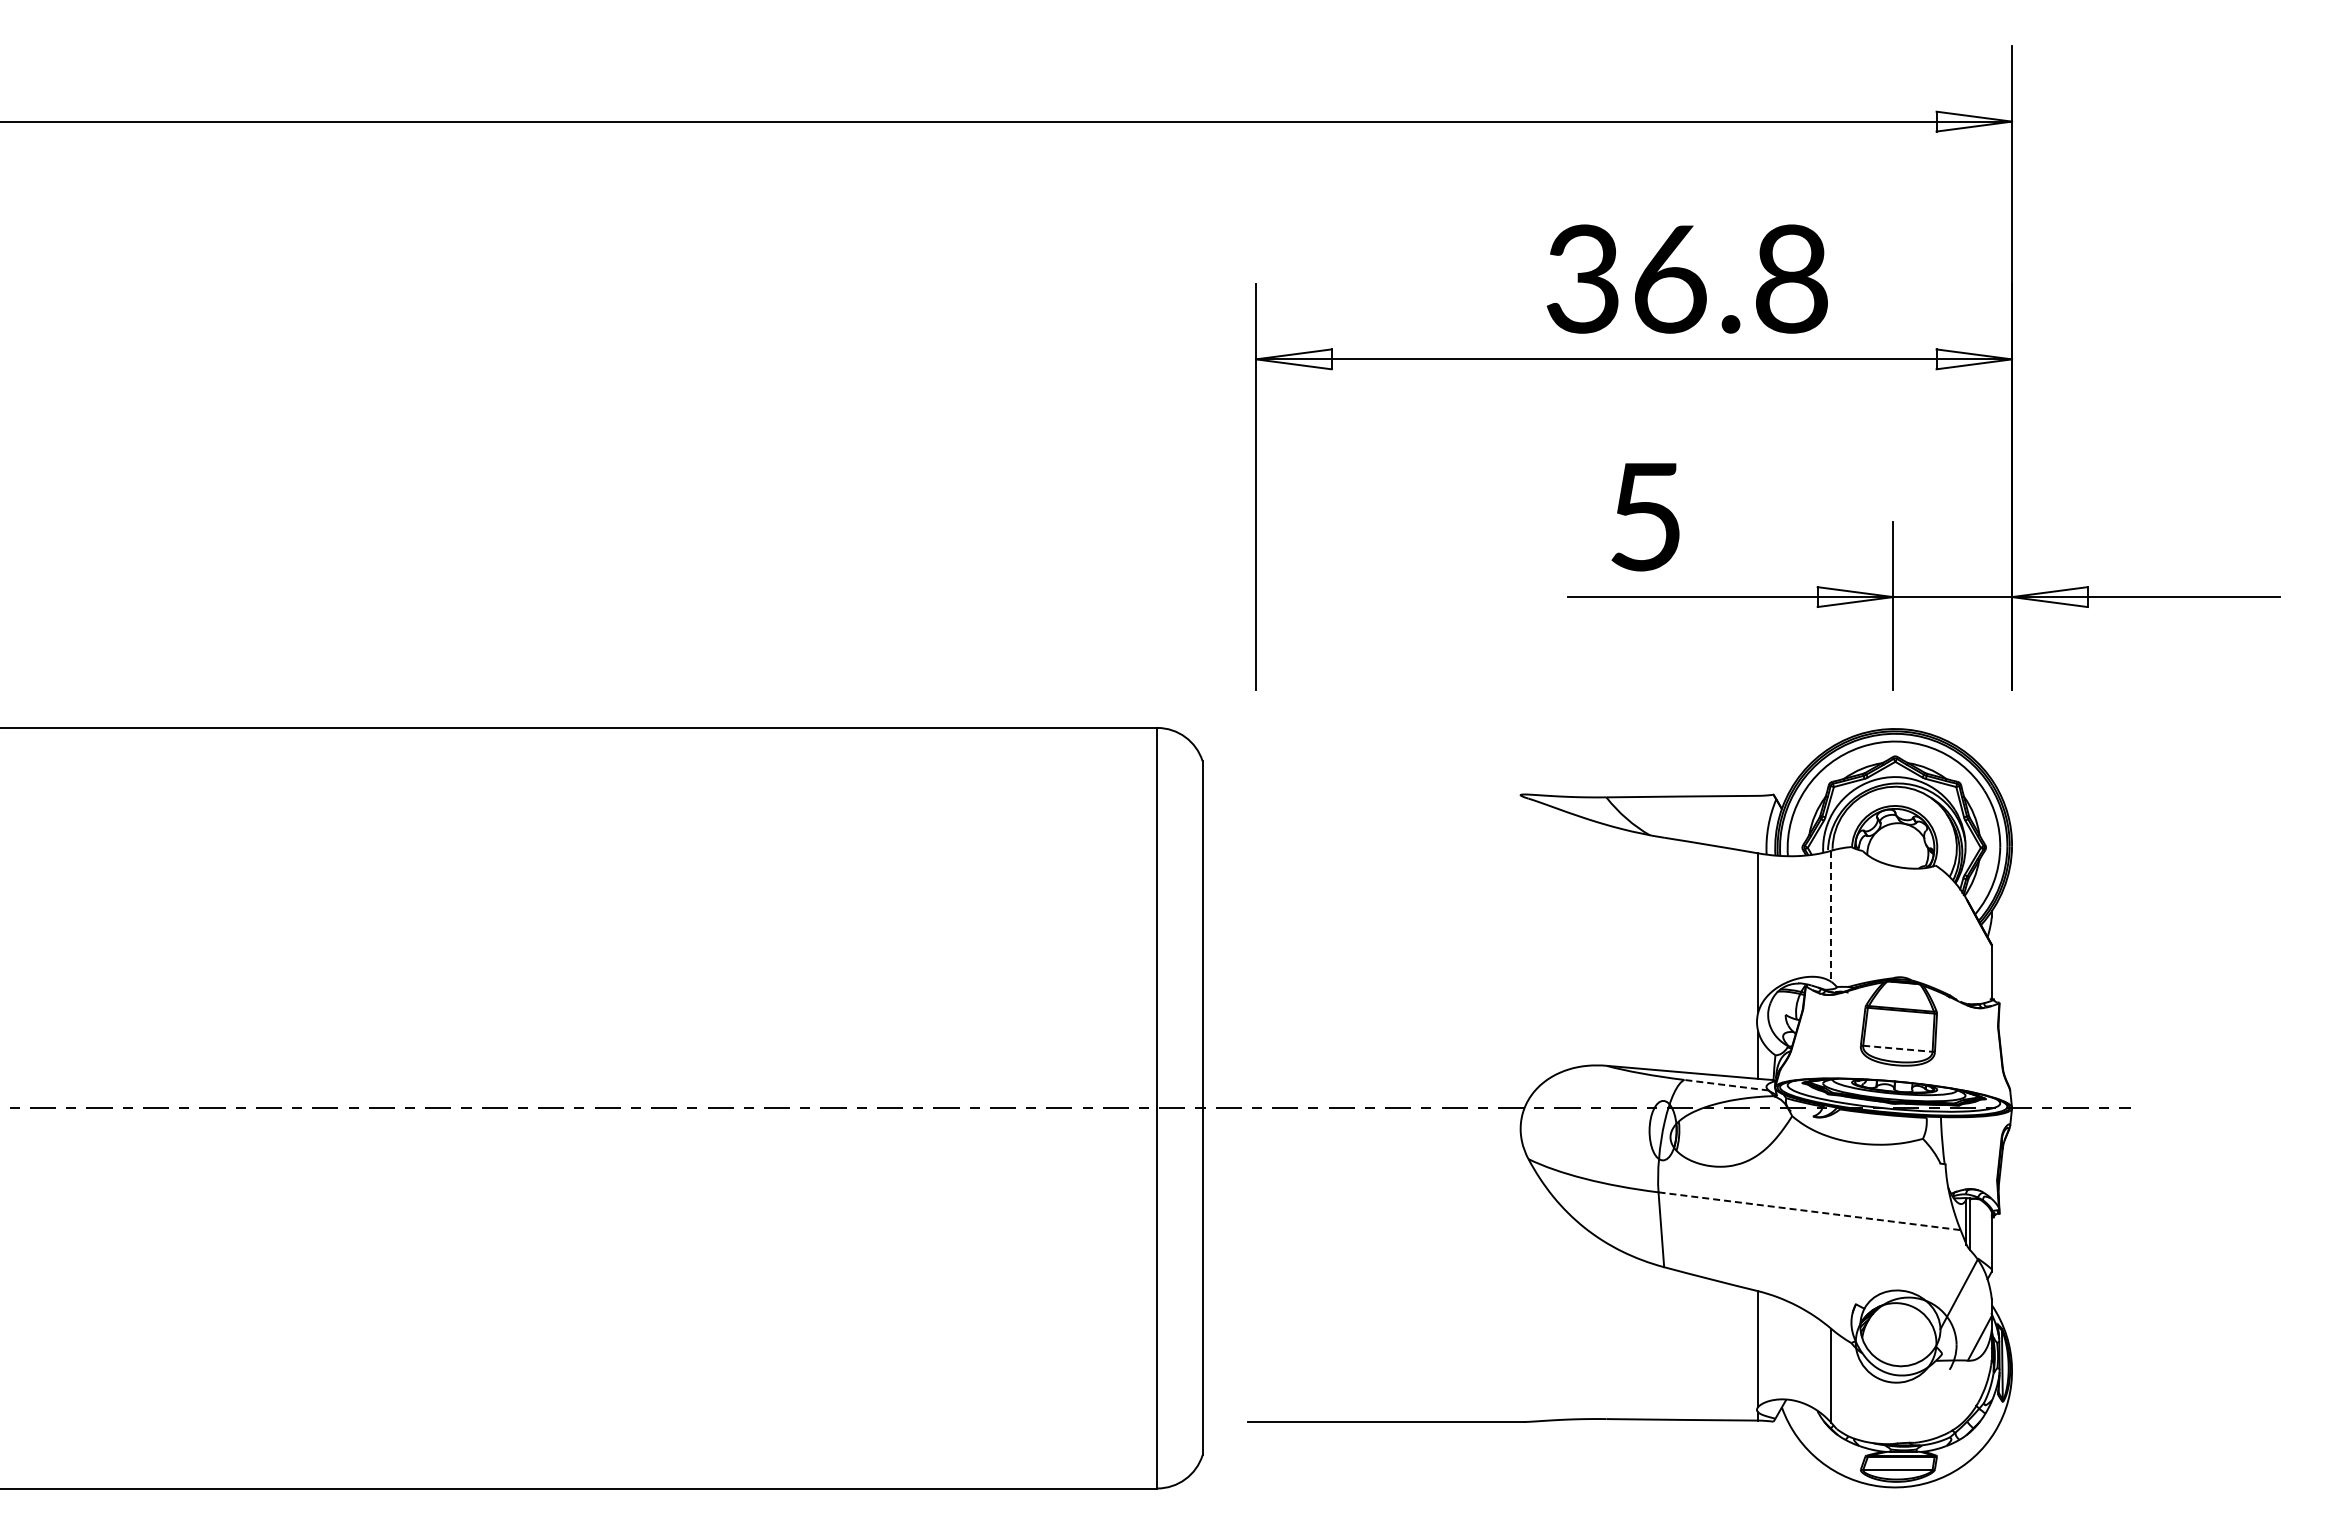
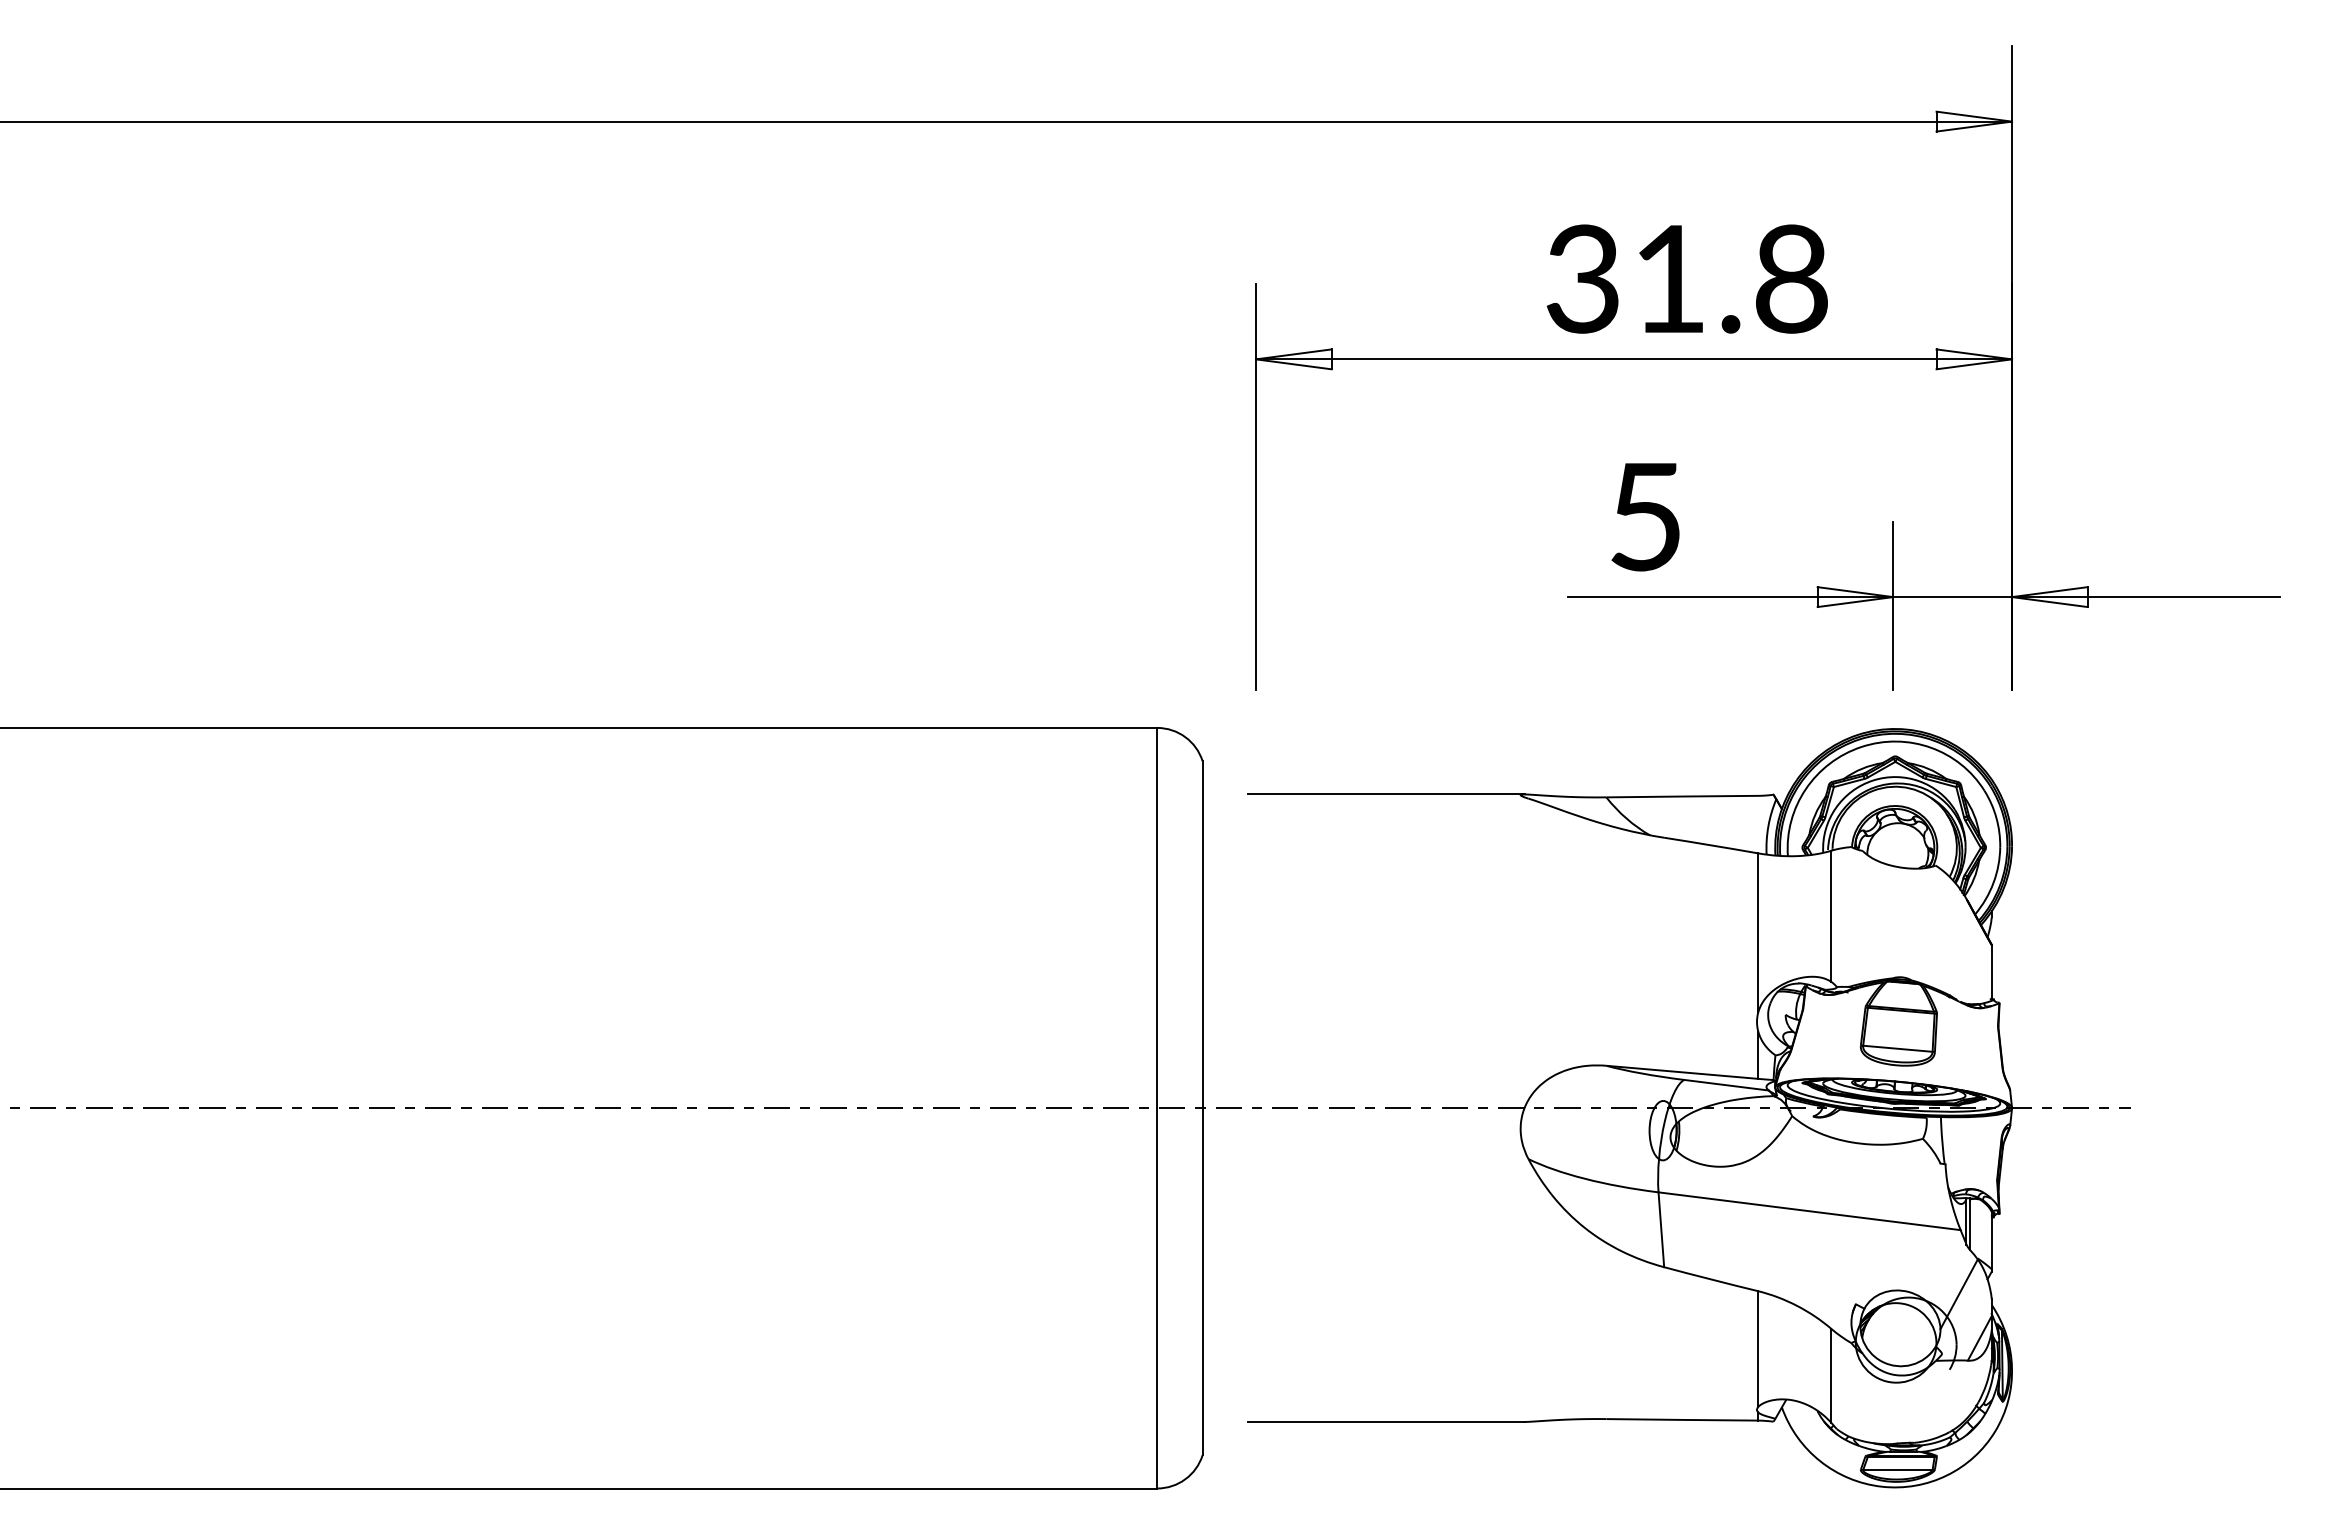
text: 36.8 -> 31.8 (1670, 279)
line: none -> present (1386, 794)
line: dashed -> solid (1831, 916)
line: dashed -> solid (1897, 1048)
line: dashed -> solid (1726, 1085)
line: dashed -> solid (1810, 1211)
